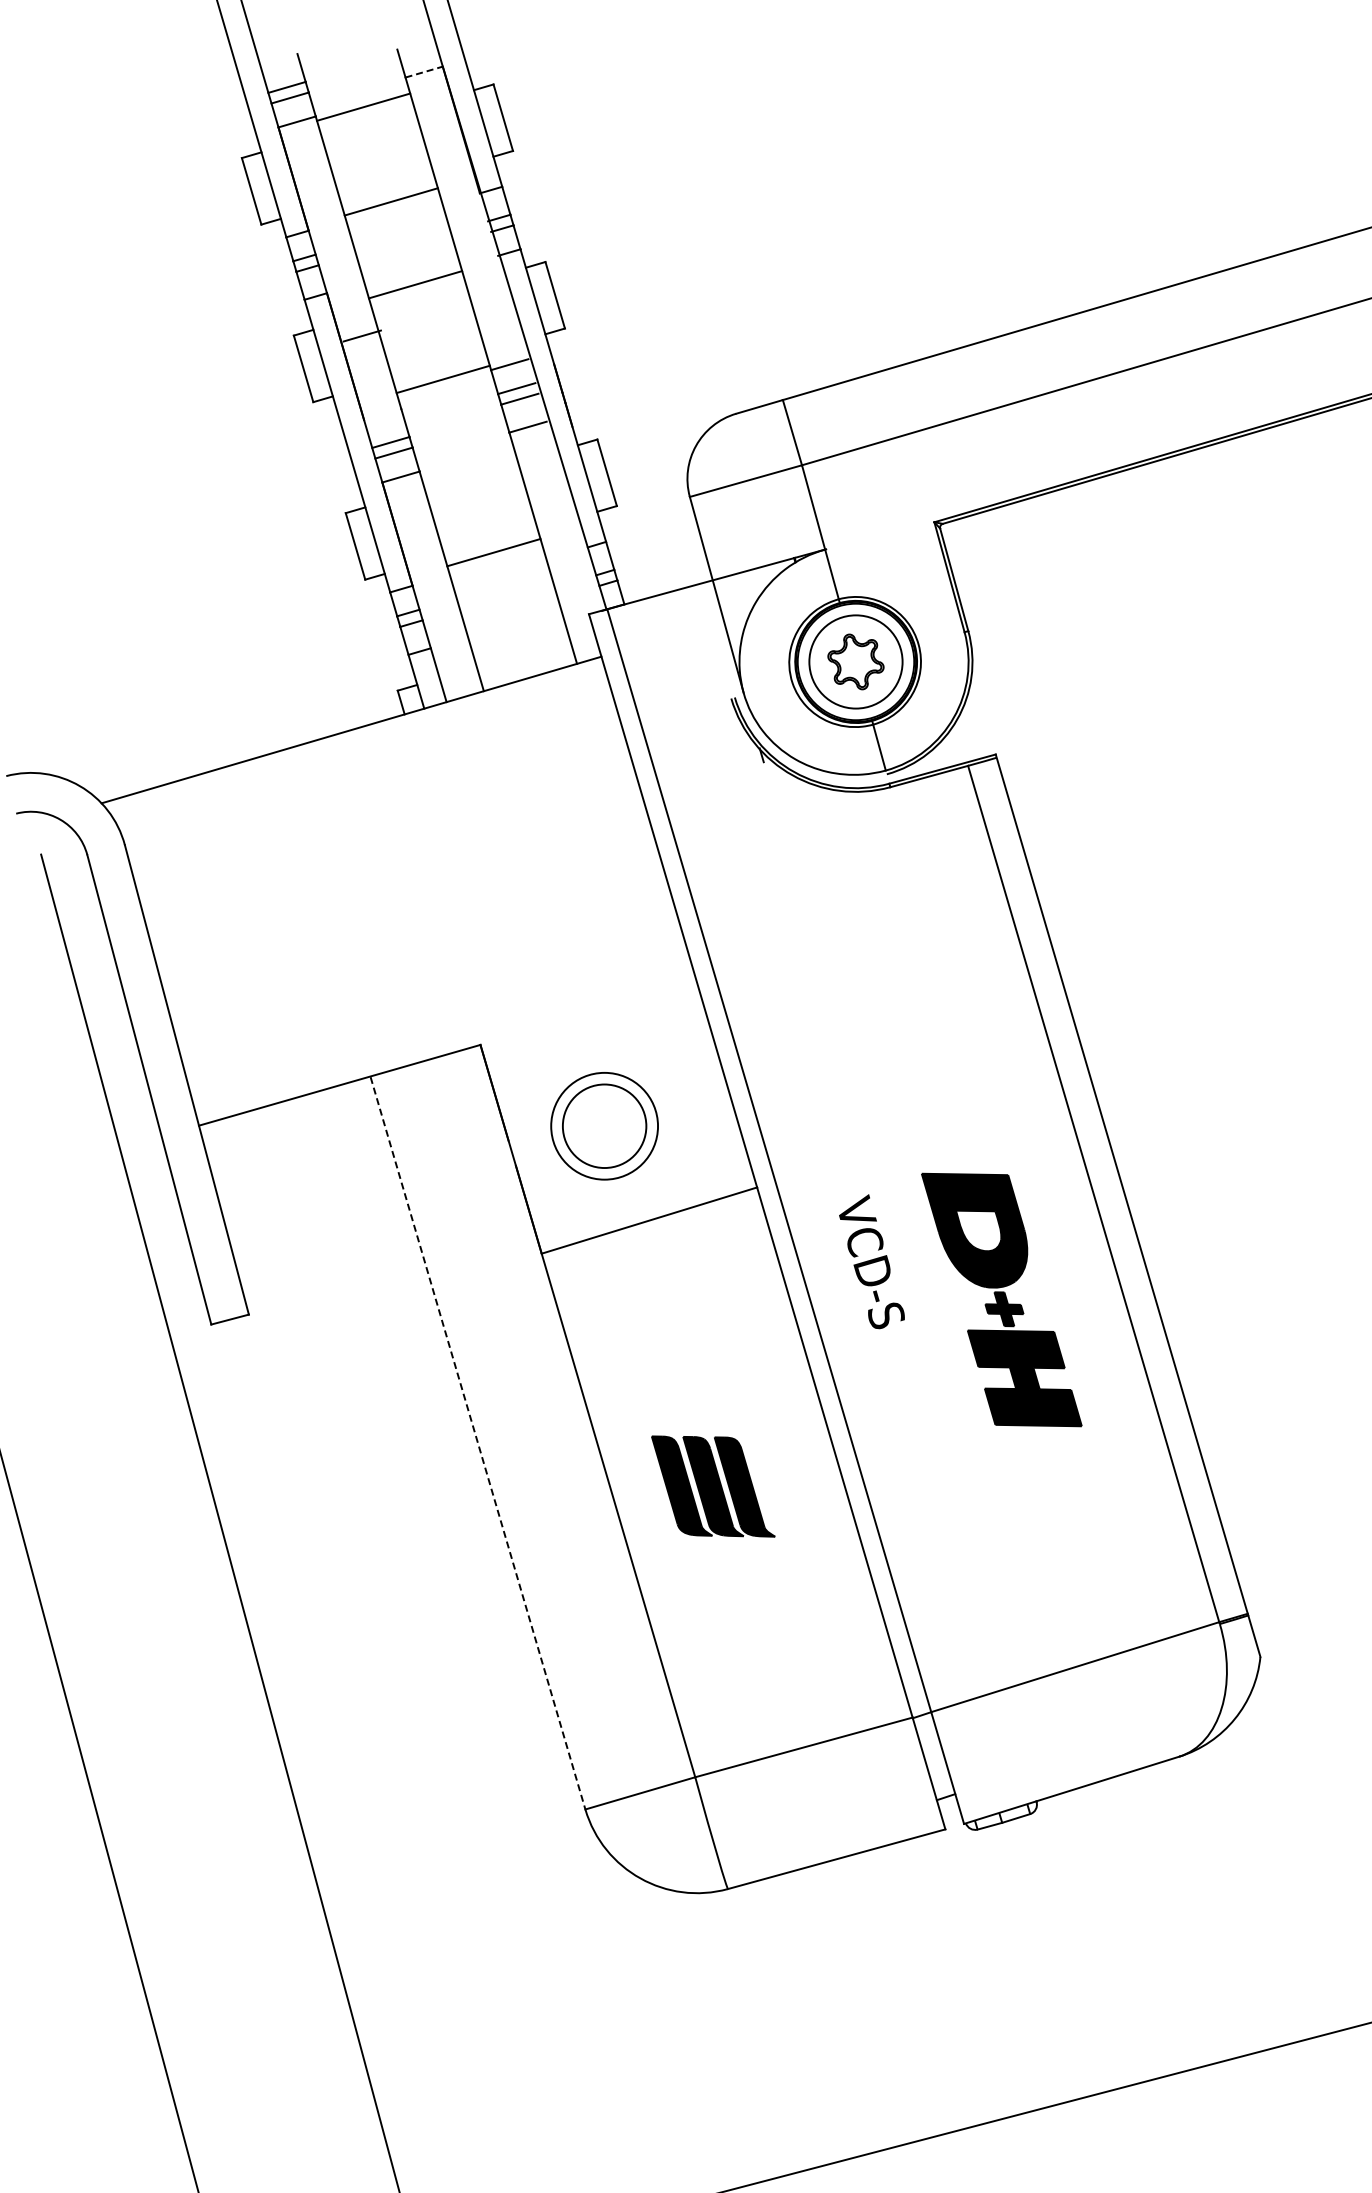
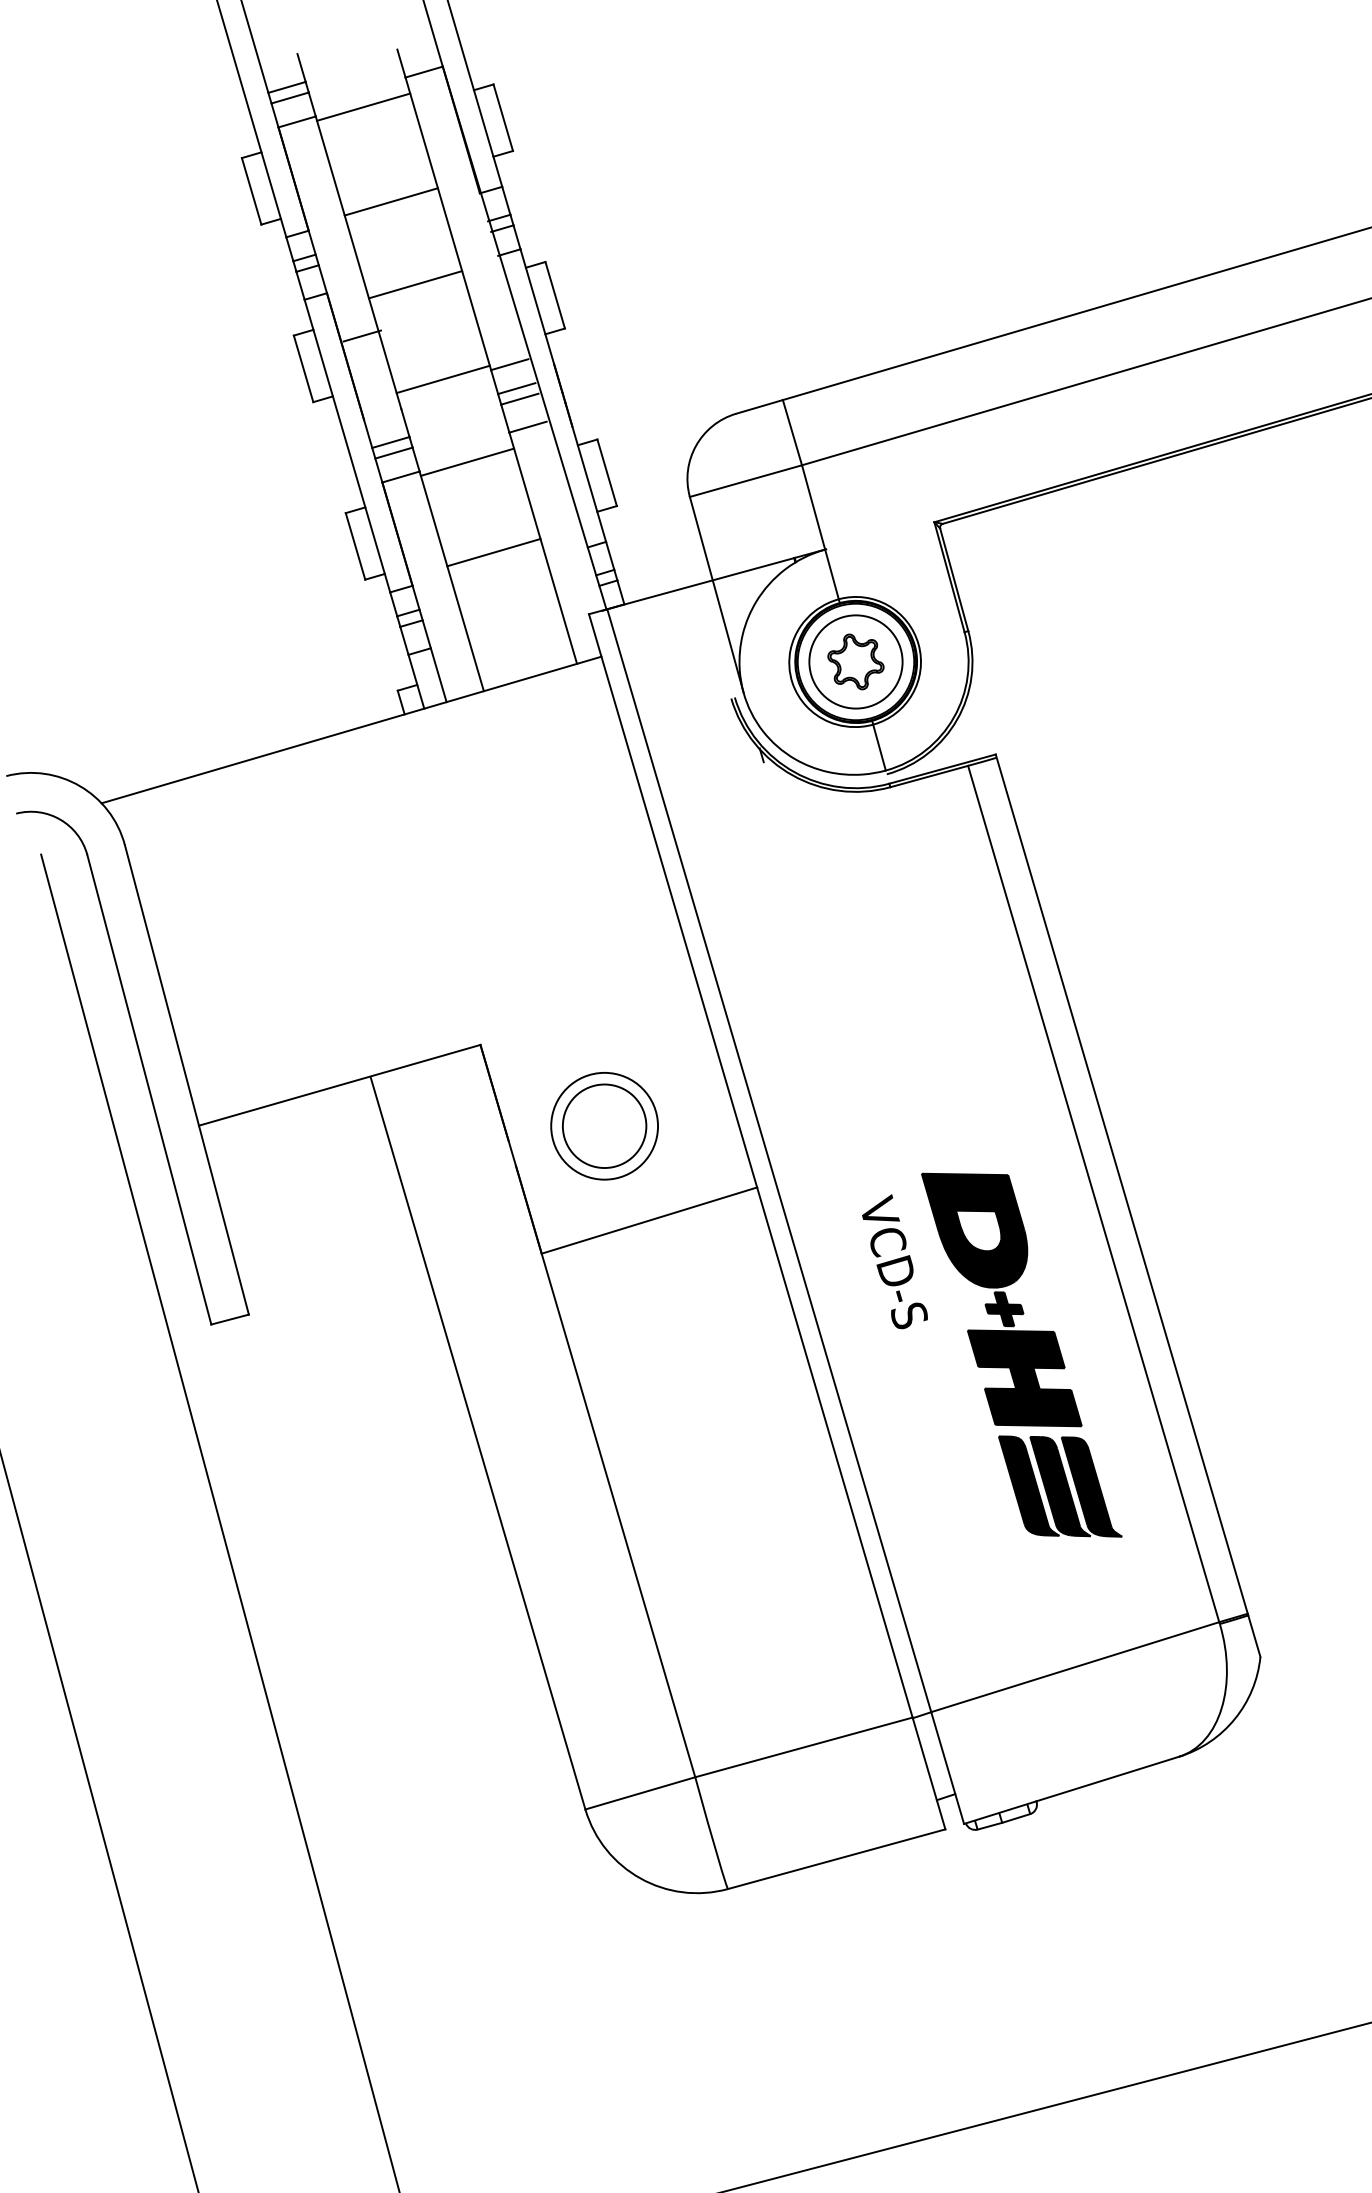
line: dashed -> solid (424, 71)
line: none -> present (467, 461)
text position: (871, 1261) -> (894, 1261) (894, 1261)
line: dashed -> solid (478, 1443)
part position: (713, 1486) -> (1060, 1486) (1060, 1486)
